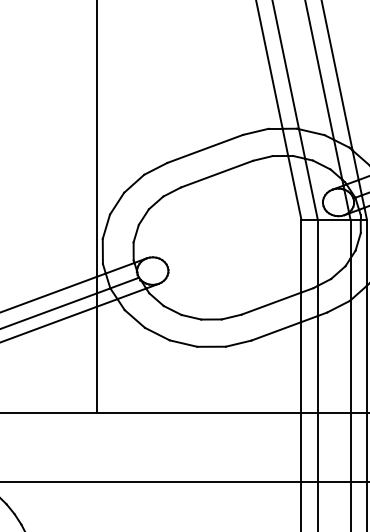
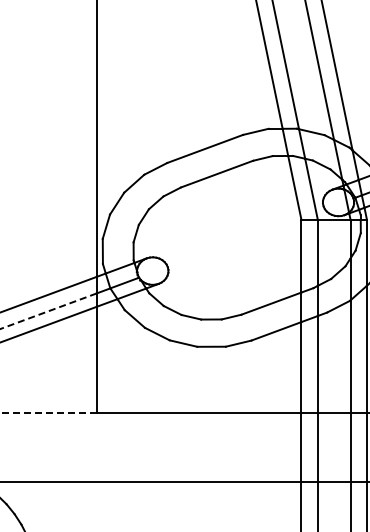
line: solid -> dashed (48, 311)
line: solid -> dashed (47, 413)
